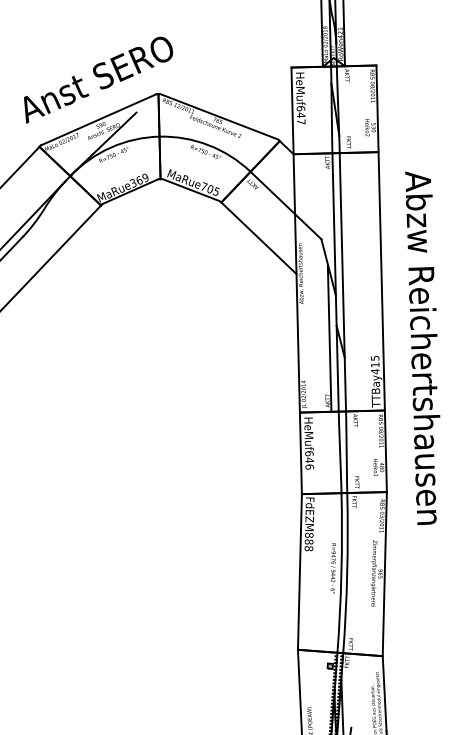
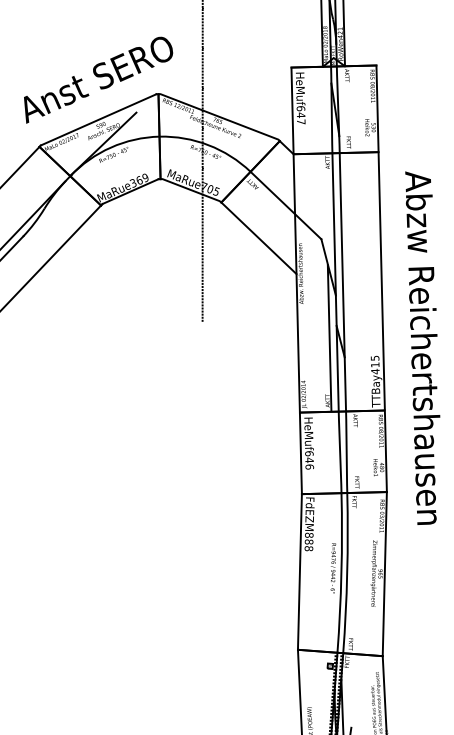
line: none -> present (202, 161)
